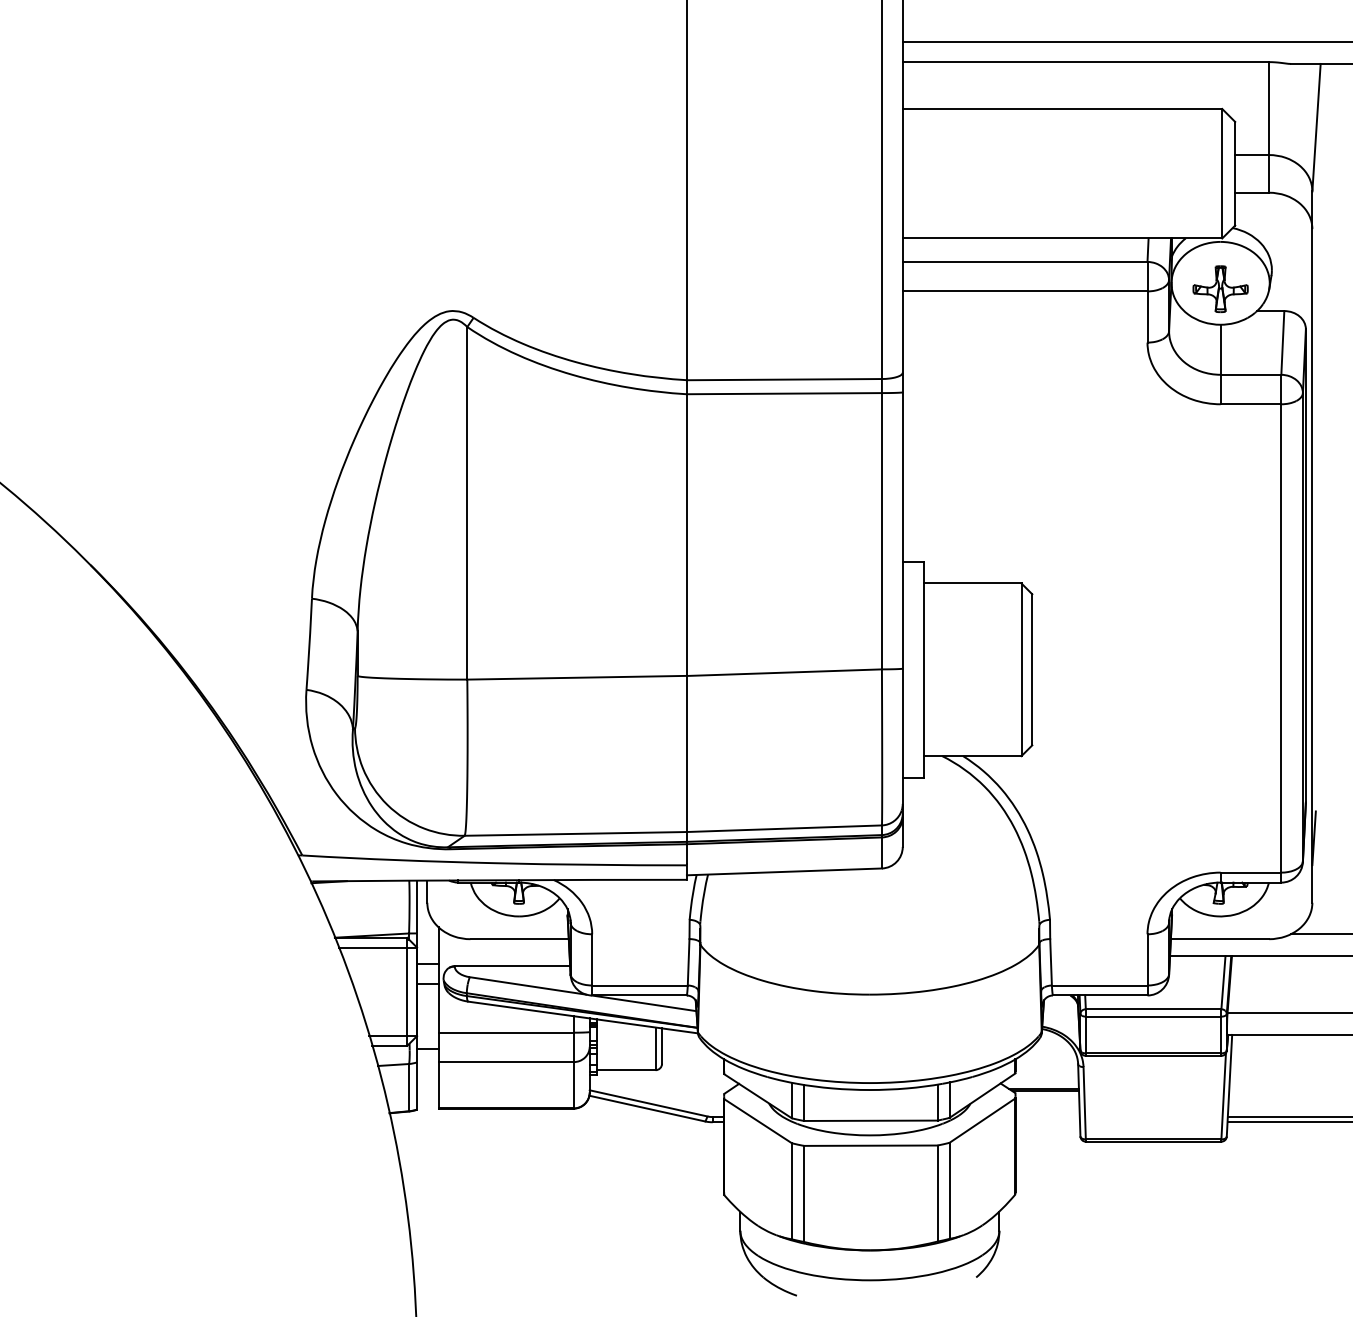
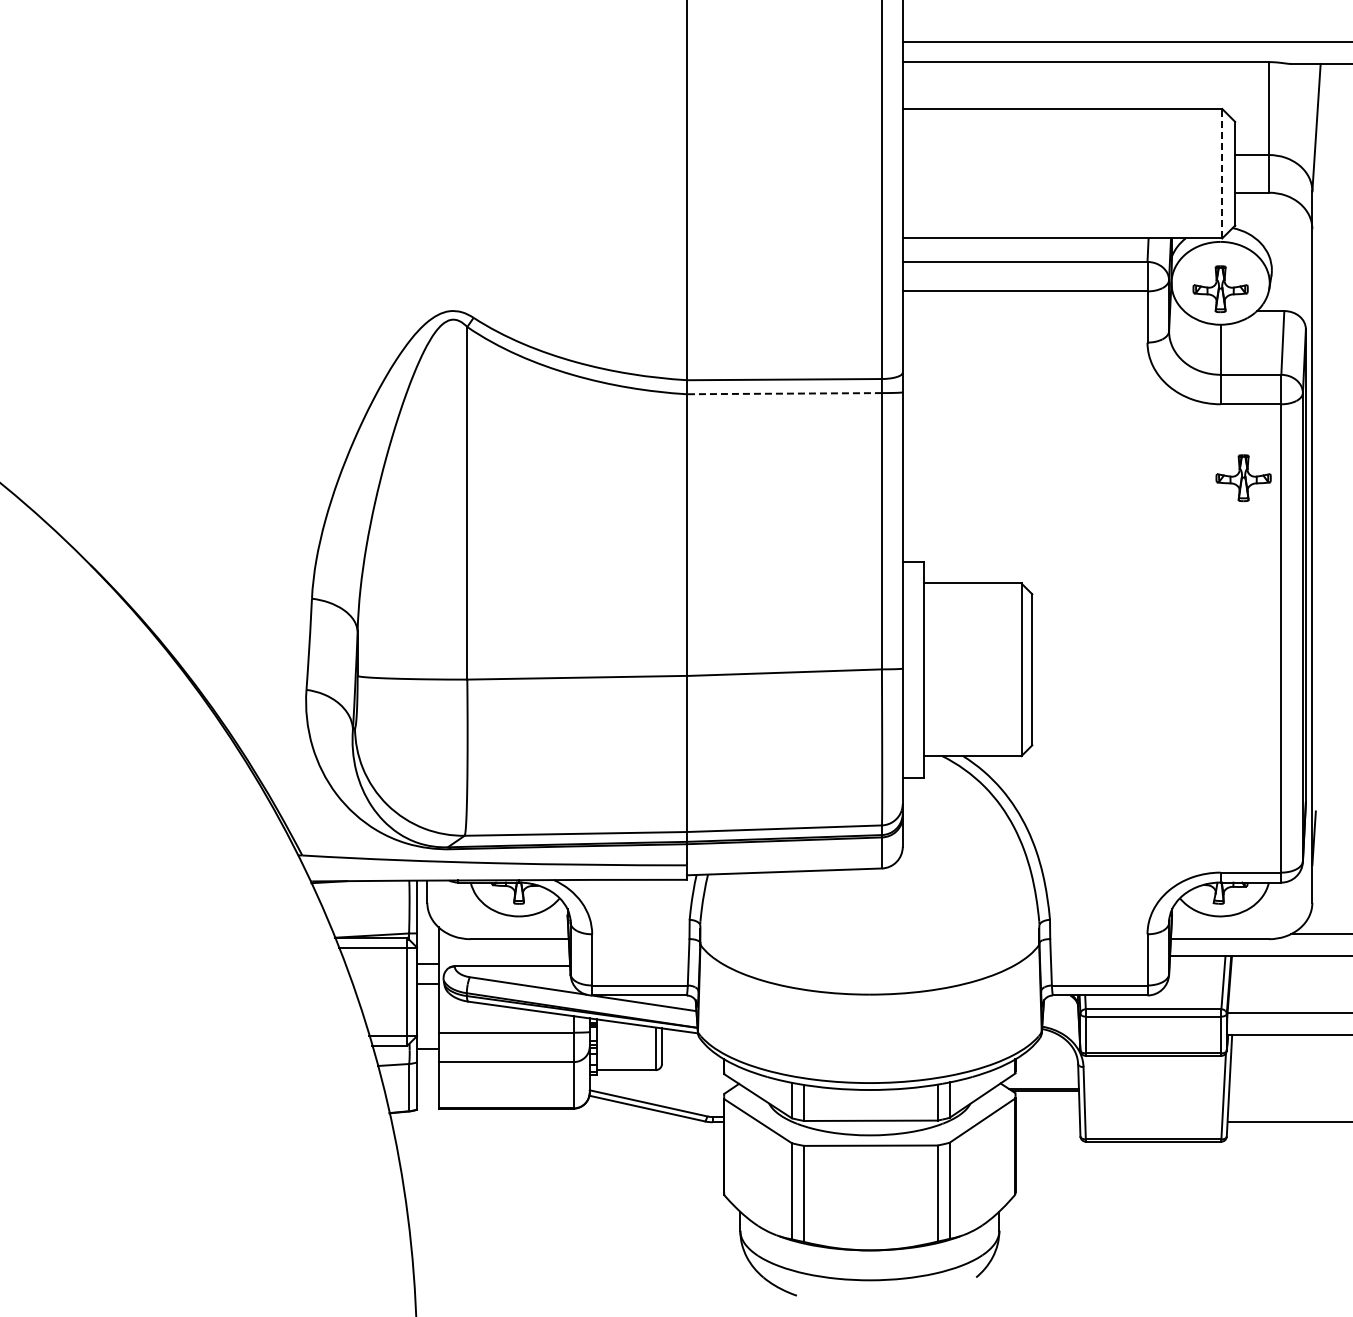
line: solid -> dashed (1222, 173)
line: solid -> dashed (784, 393)
part: none -> present (1243, 478)
line: present -> none (1288, 1117)
